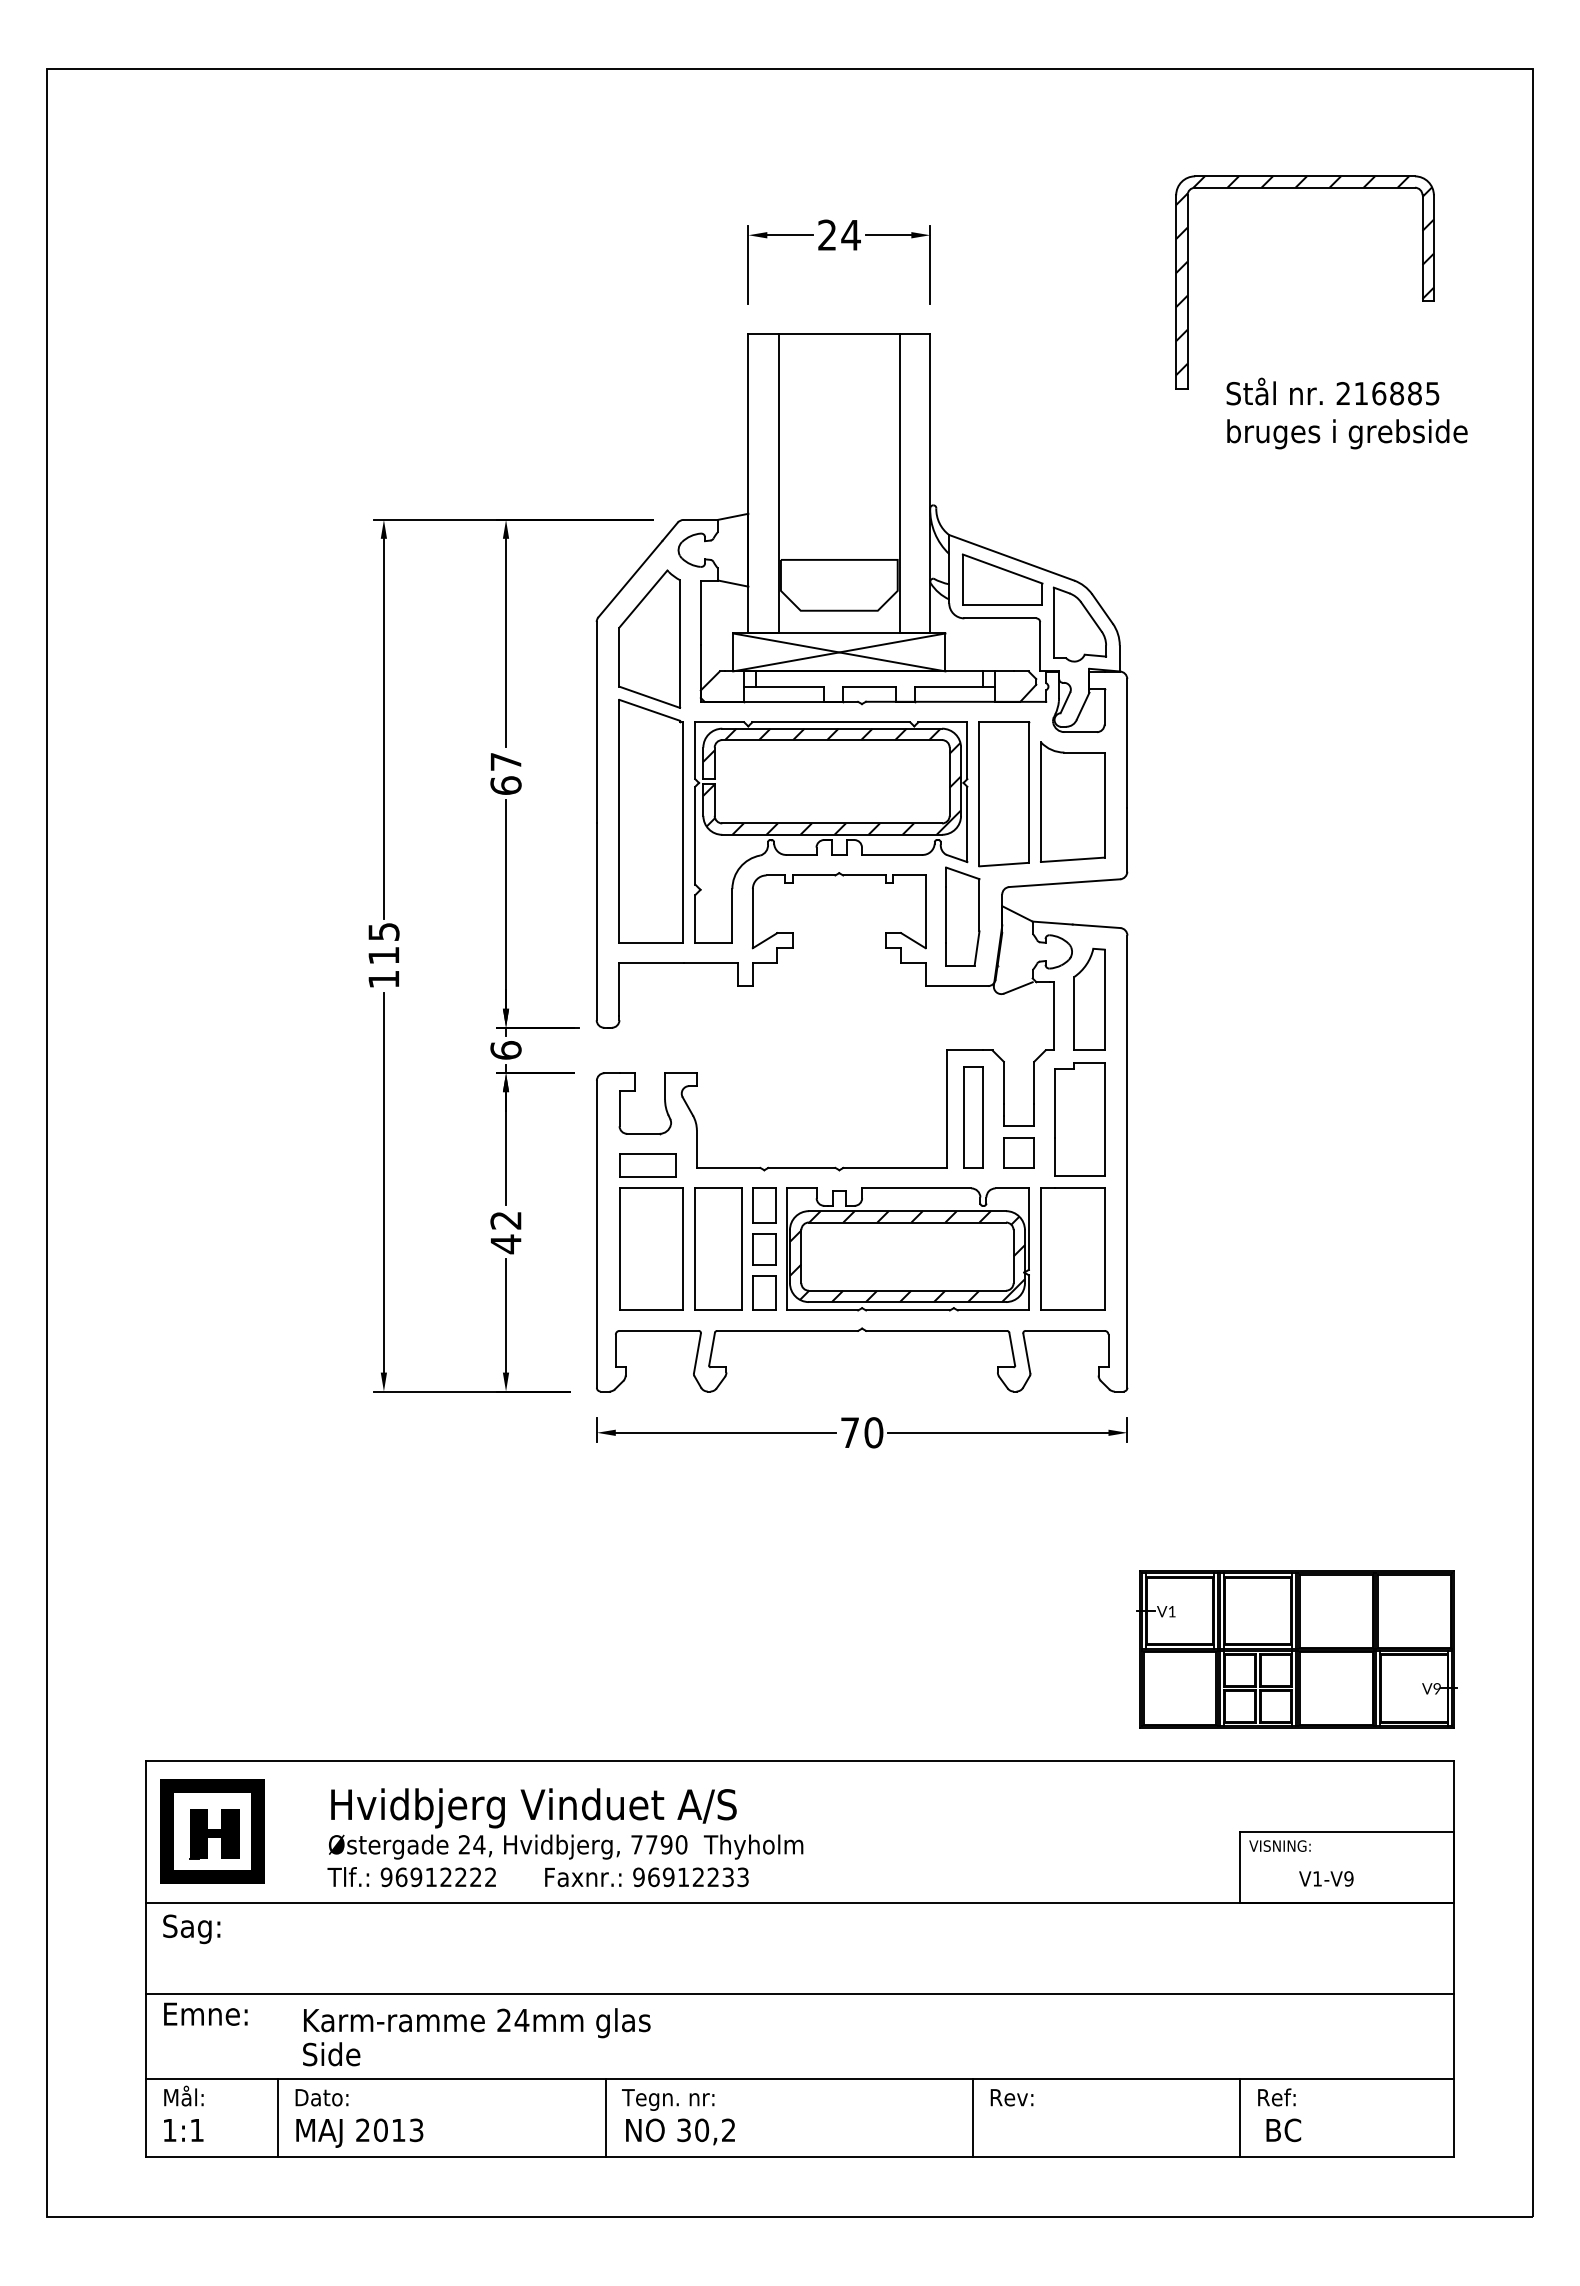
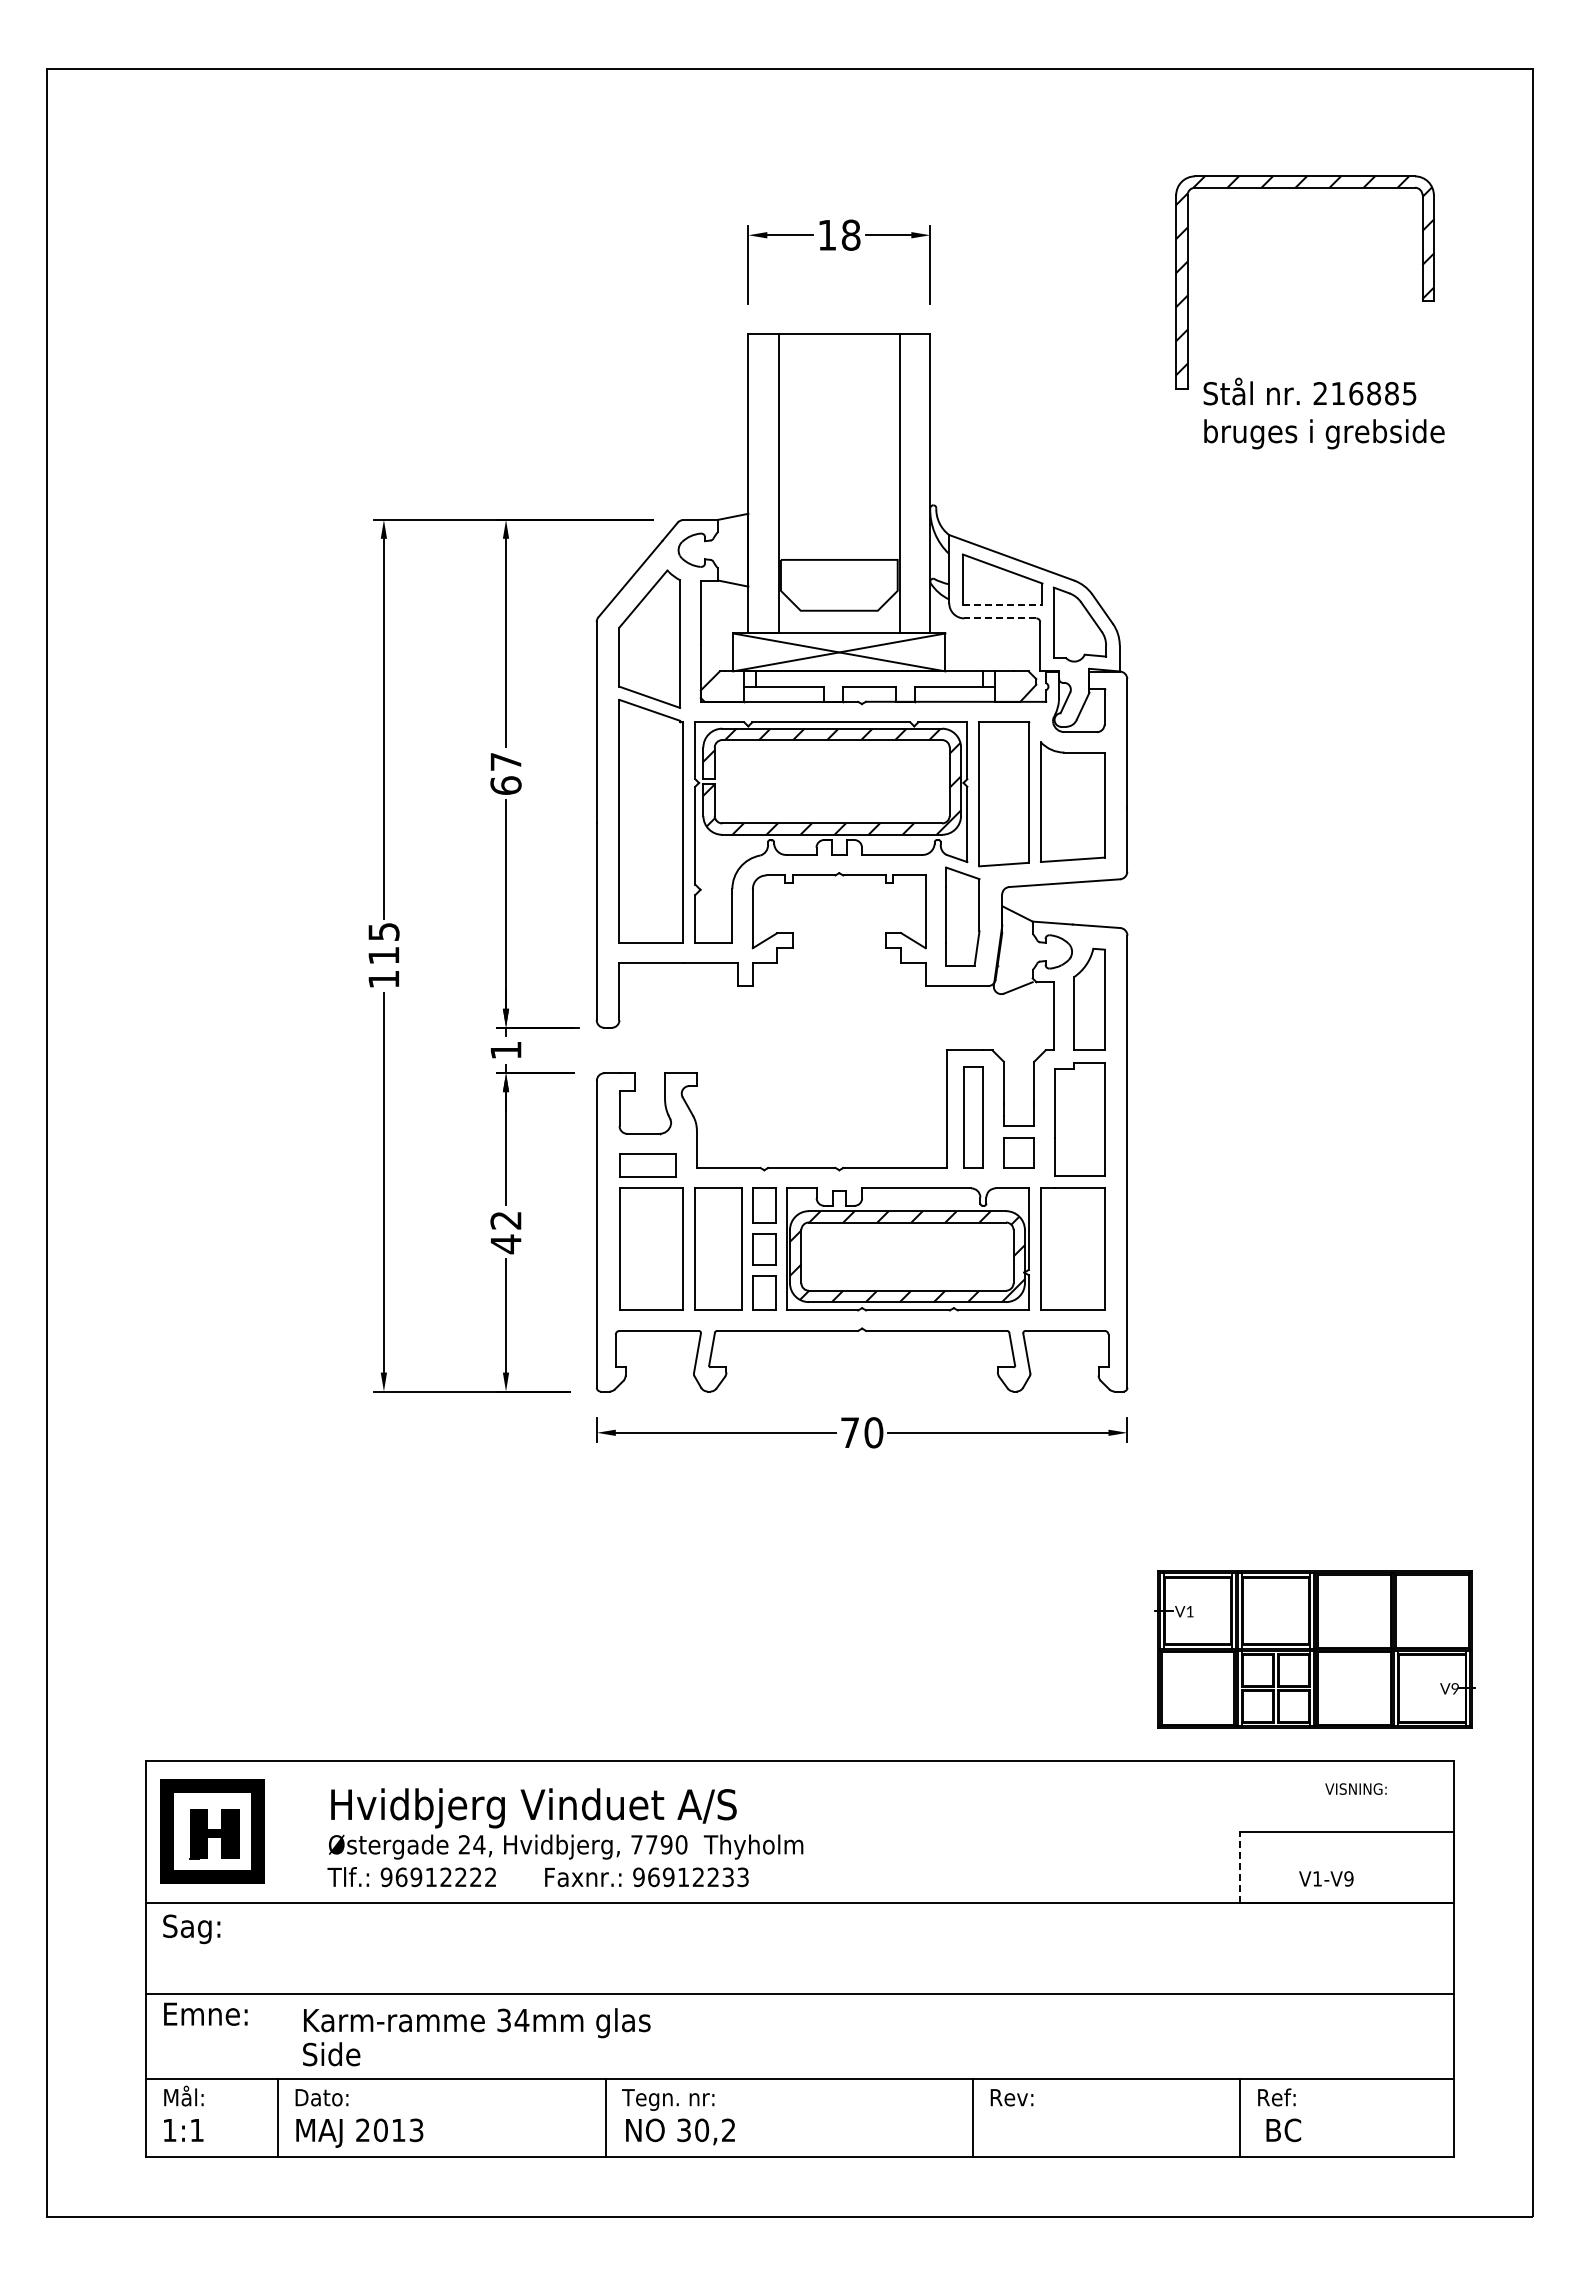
text: 24 -> 18 (839, 234)
text position: (1346, 413) -> (1323, 413) (1323, 413)
line: solid -> dashed (1002, 604)
line: solid -> dashed (999, 618)
text: 6 -> 1 (505, 1050)
part position: (1296, 1649) -> (1314, 1649) (1314, 1649)
text position: (1279, 1845) -> (1355, 1788) (1355, 1788)
line: solid -> dashed (1240, 1867)
text: 24mm -> 34mm (503, 2020)
